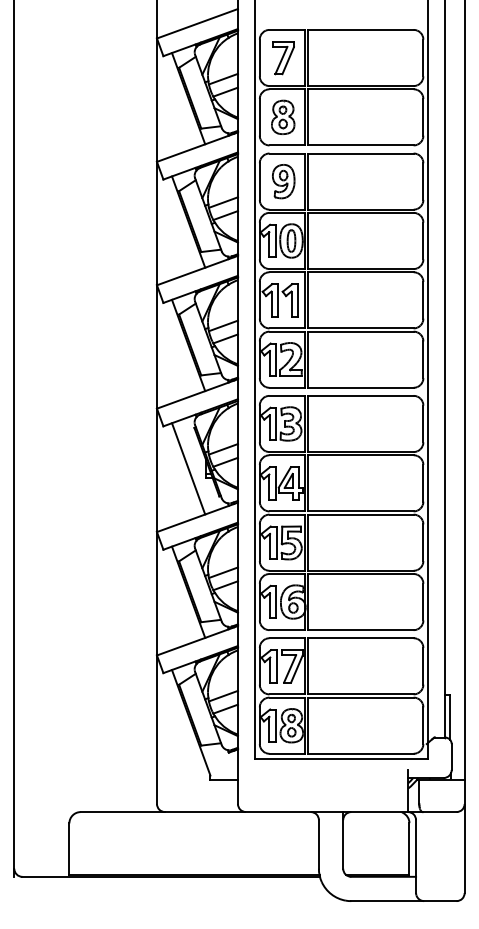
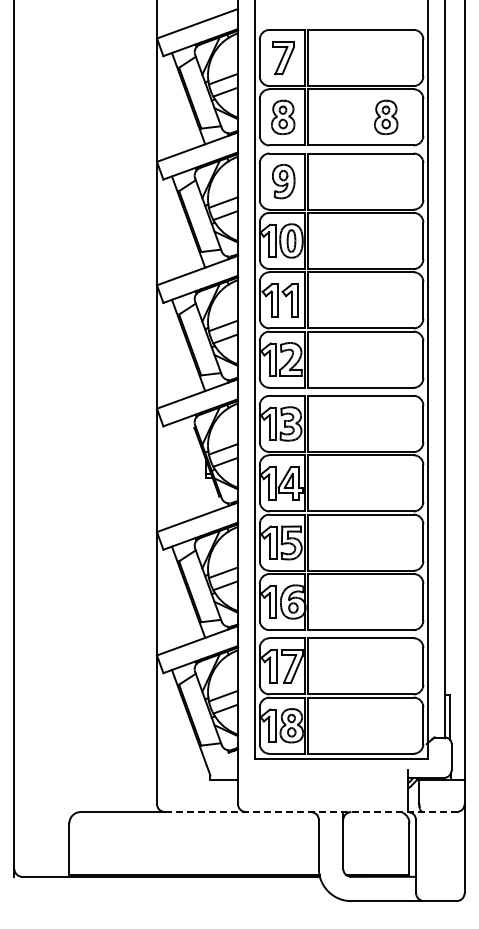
part: none -> present (386, 116)
line: present -> none (188, 468)
line: solid -> dashed (310, 812)
